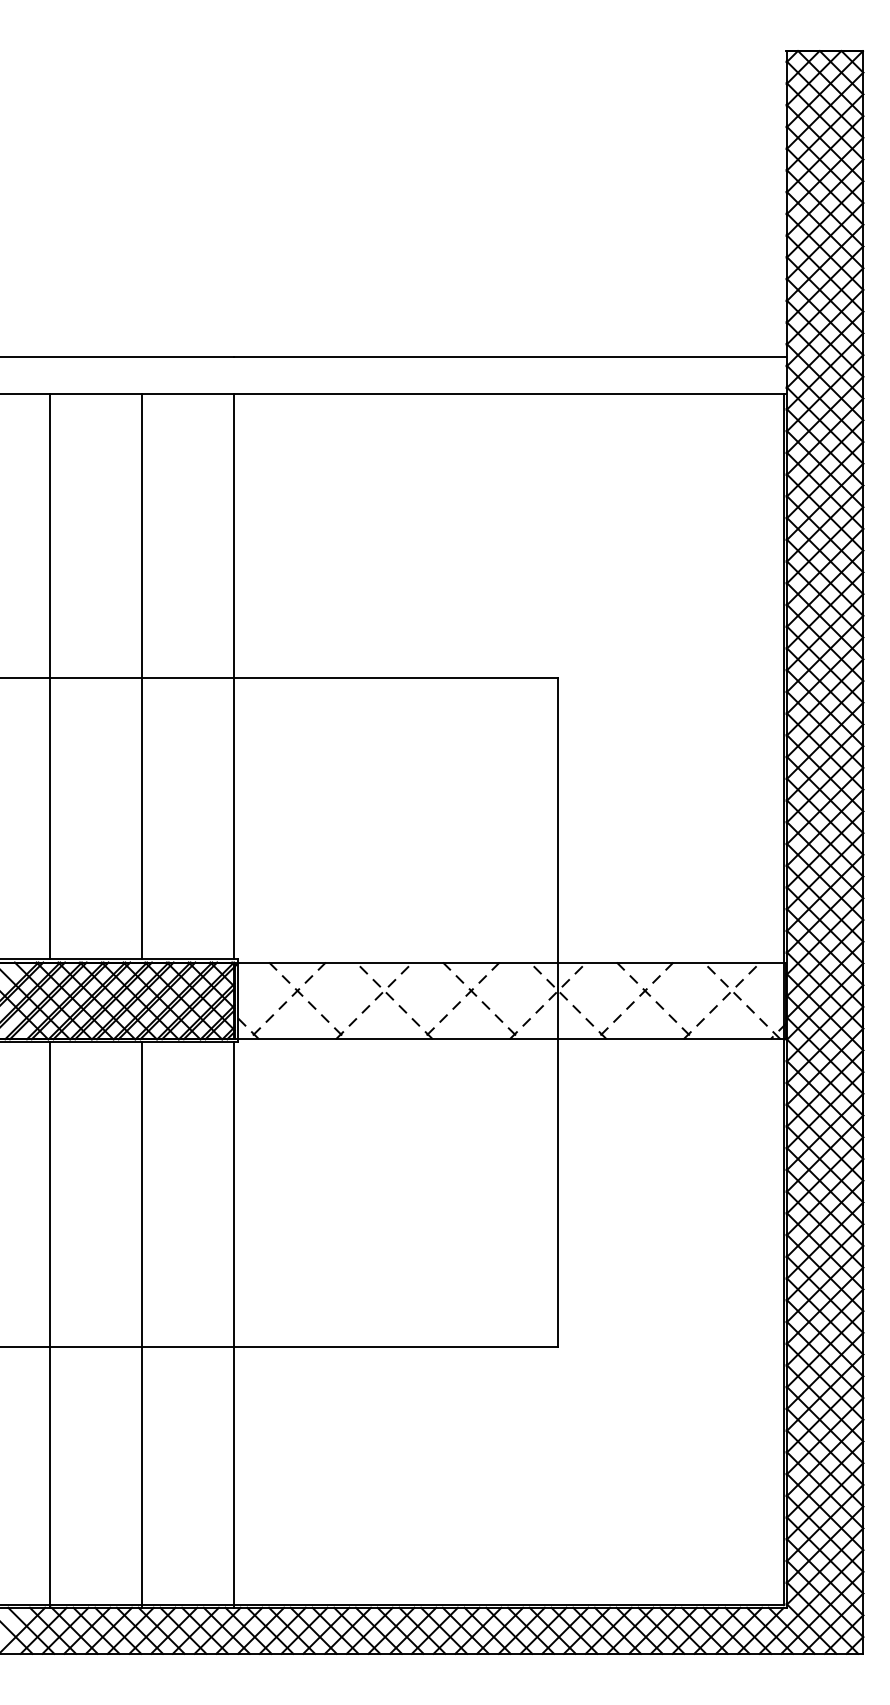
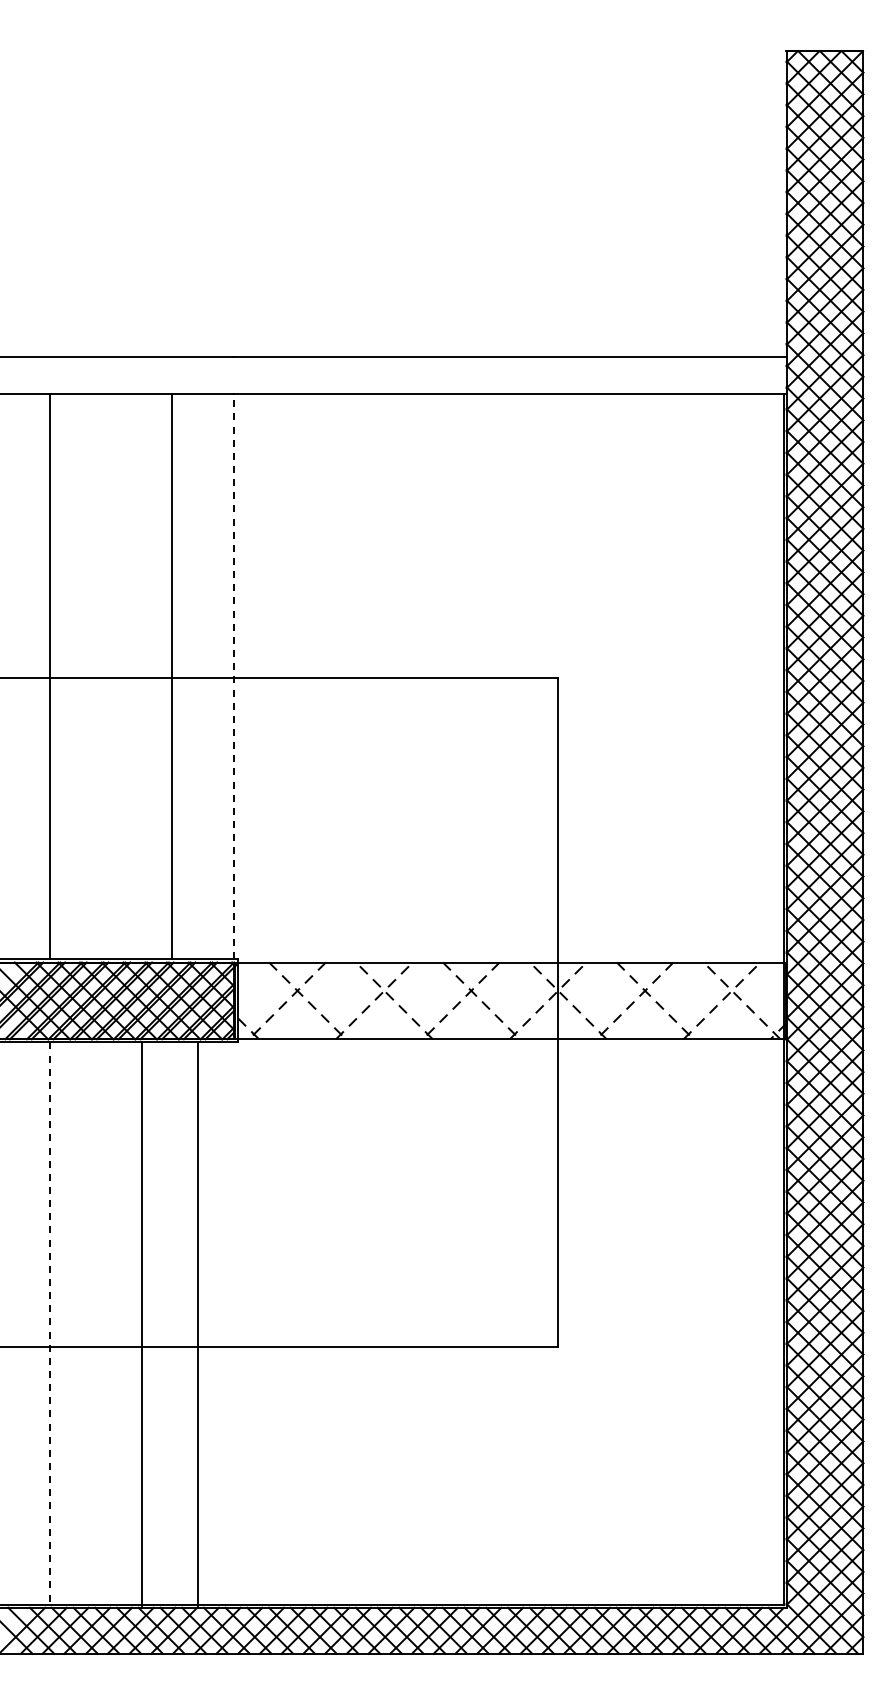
line position: (142, 676) -> (172, 676) (172, 676)
line: solid -> dashed (234, 676)
line position: (234, 1324) -> (198, 1324) (198, 1324)
line: solid -> dashed (50, 1325)
